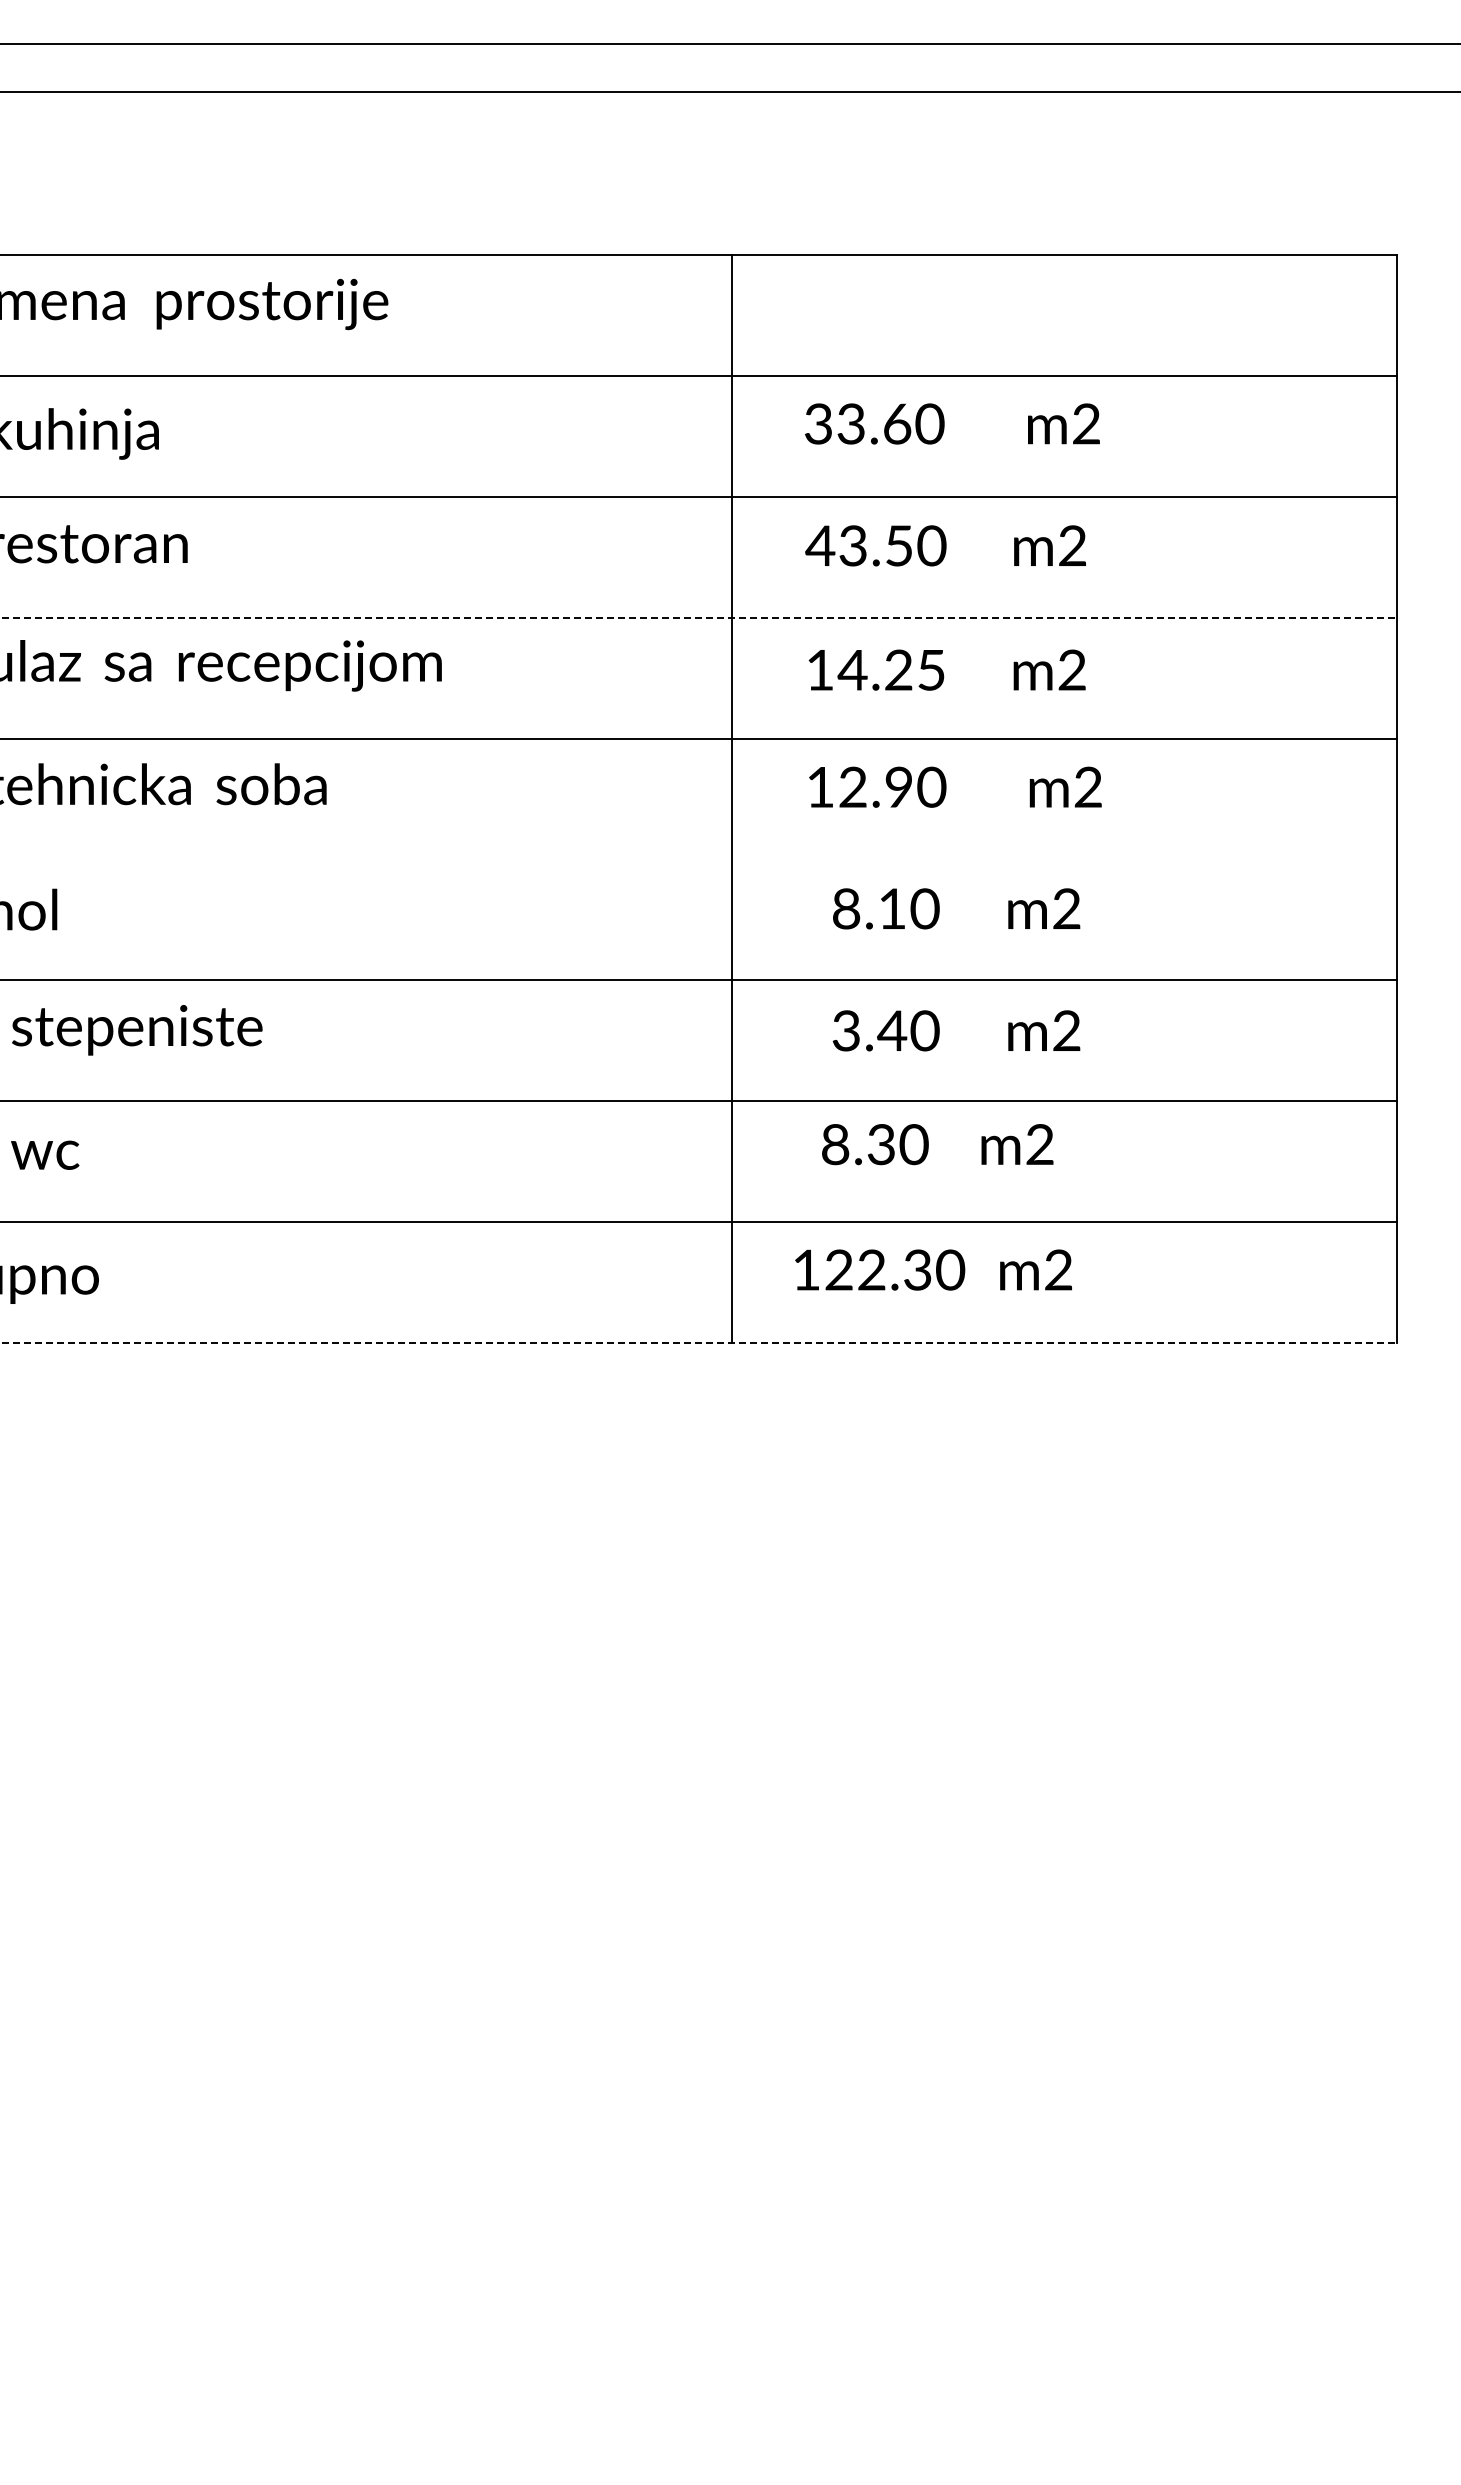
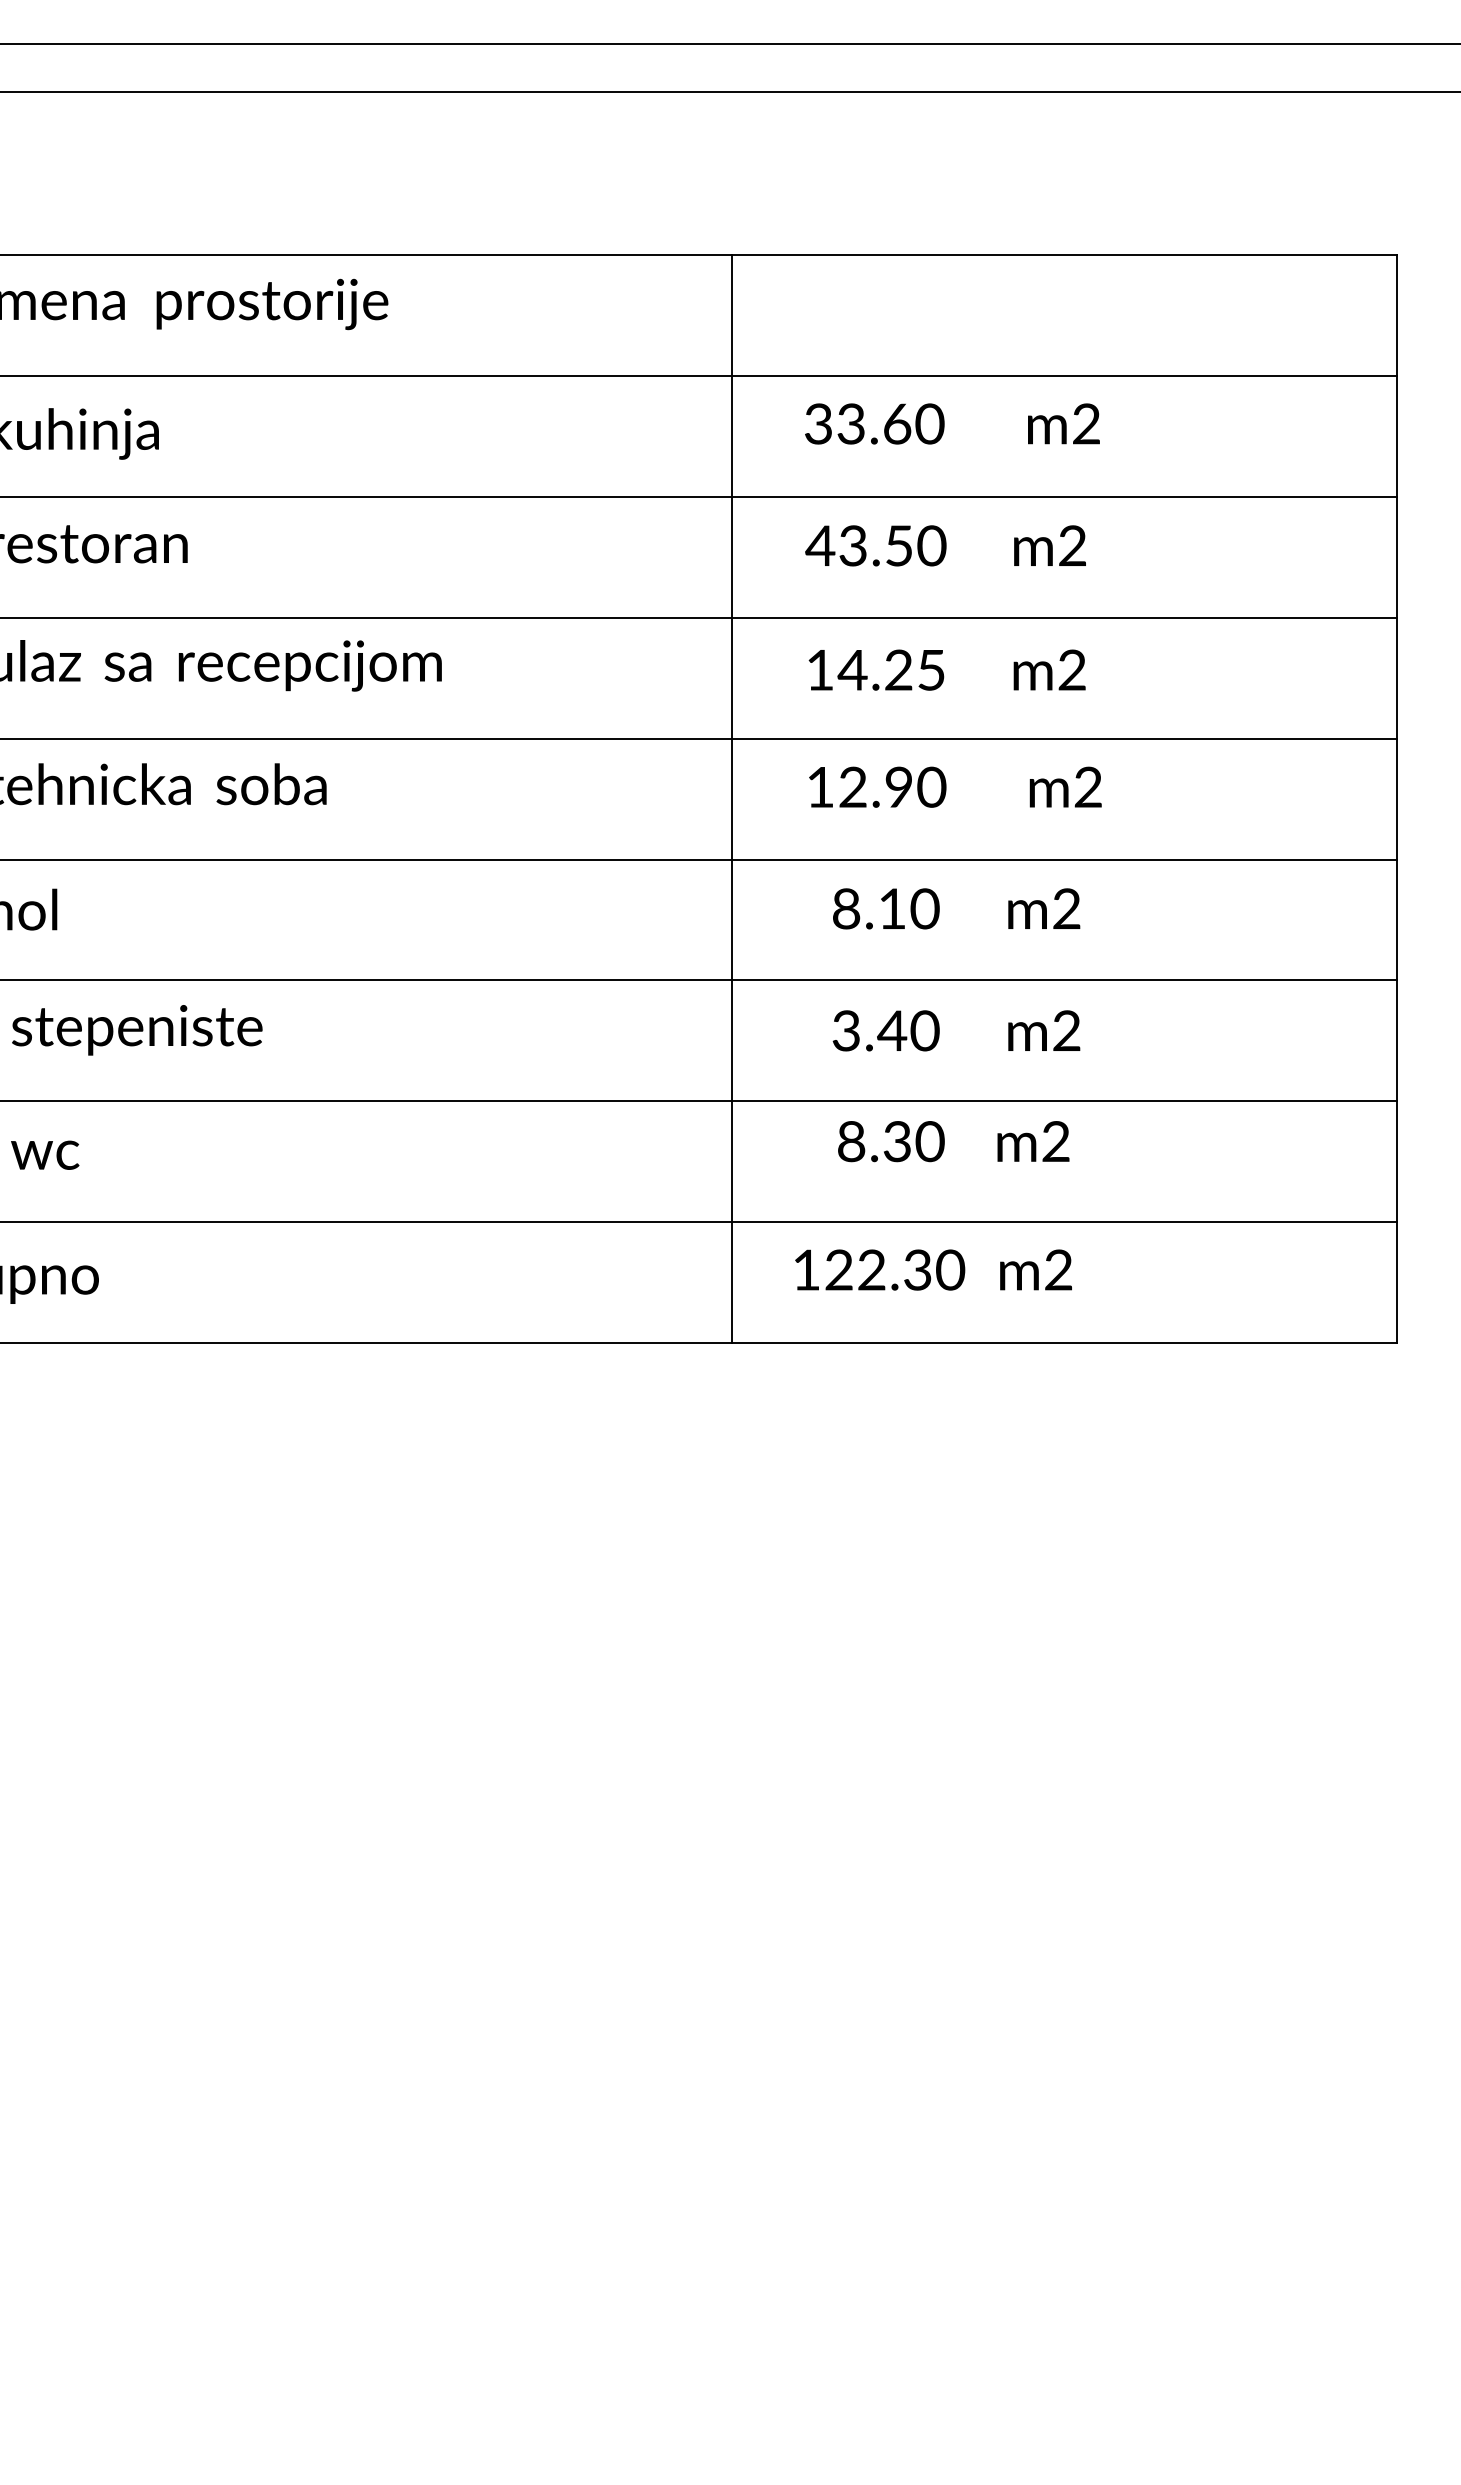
line: dashed -> solid (699, 618)
line: none -> present (699, 859)
text position: (937, 1144) -> (953, 1141) (953, 1141)
line: dashed -> solid (699, 1342)
